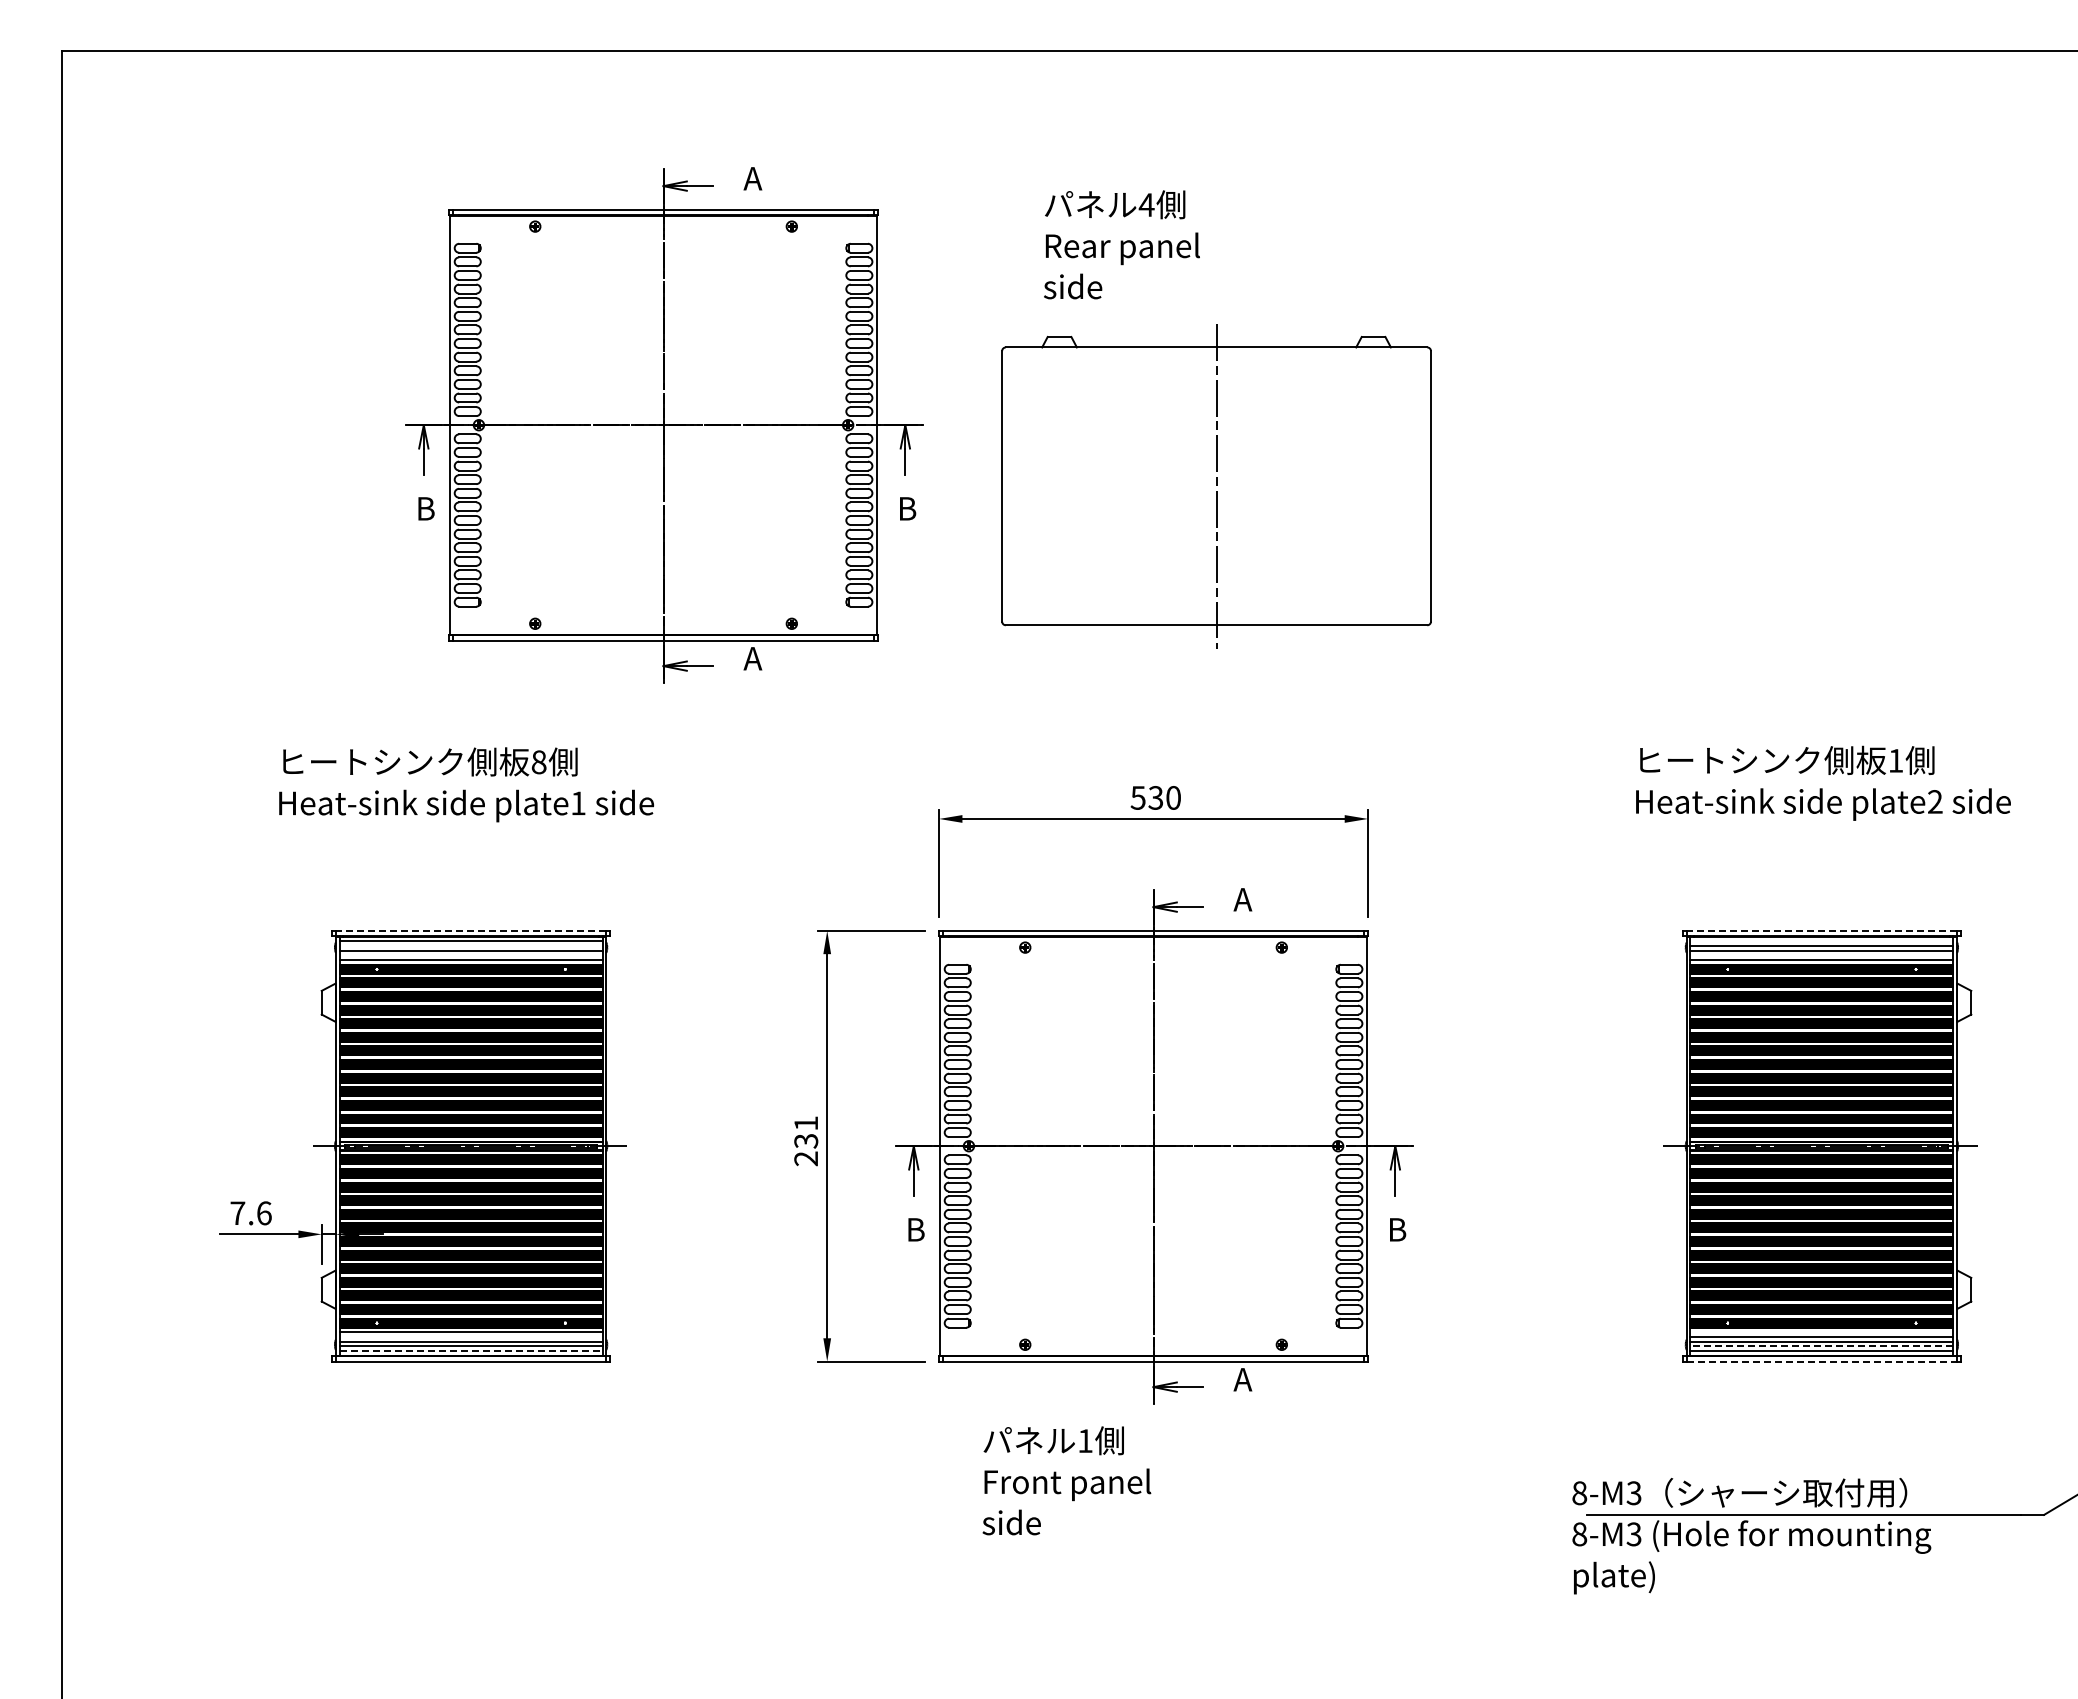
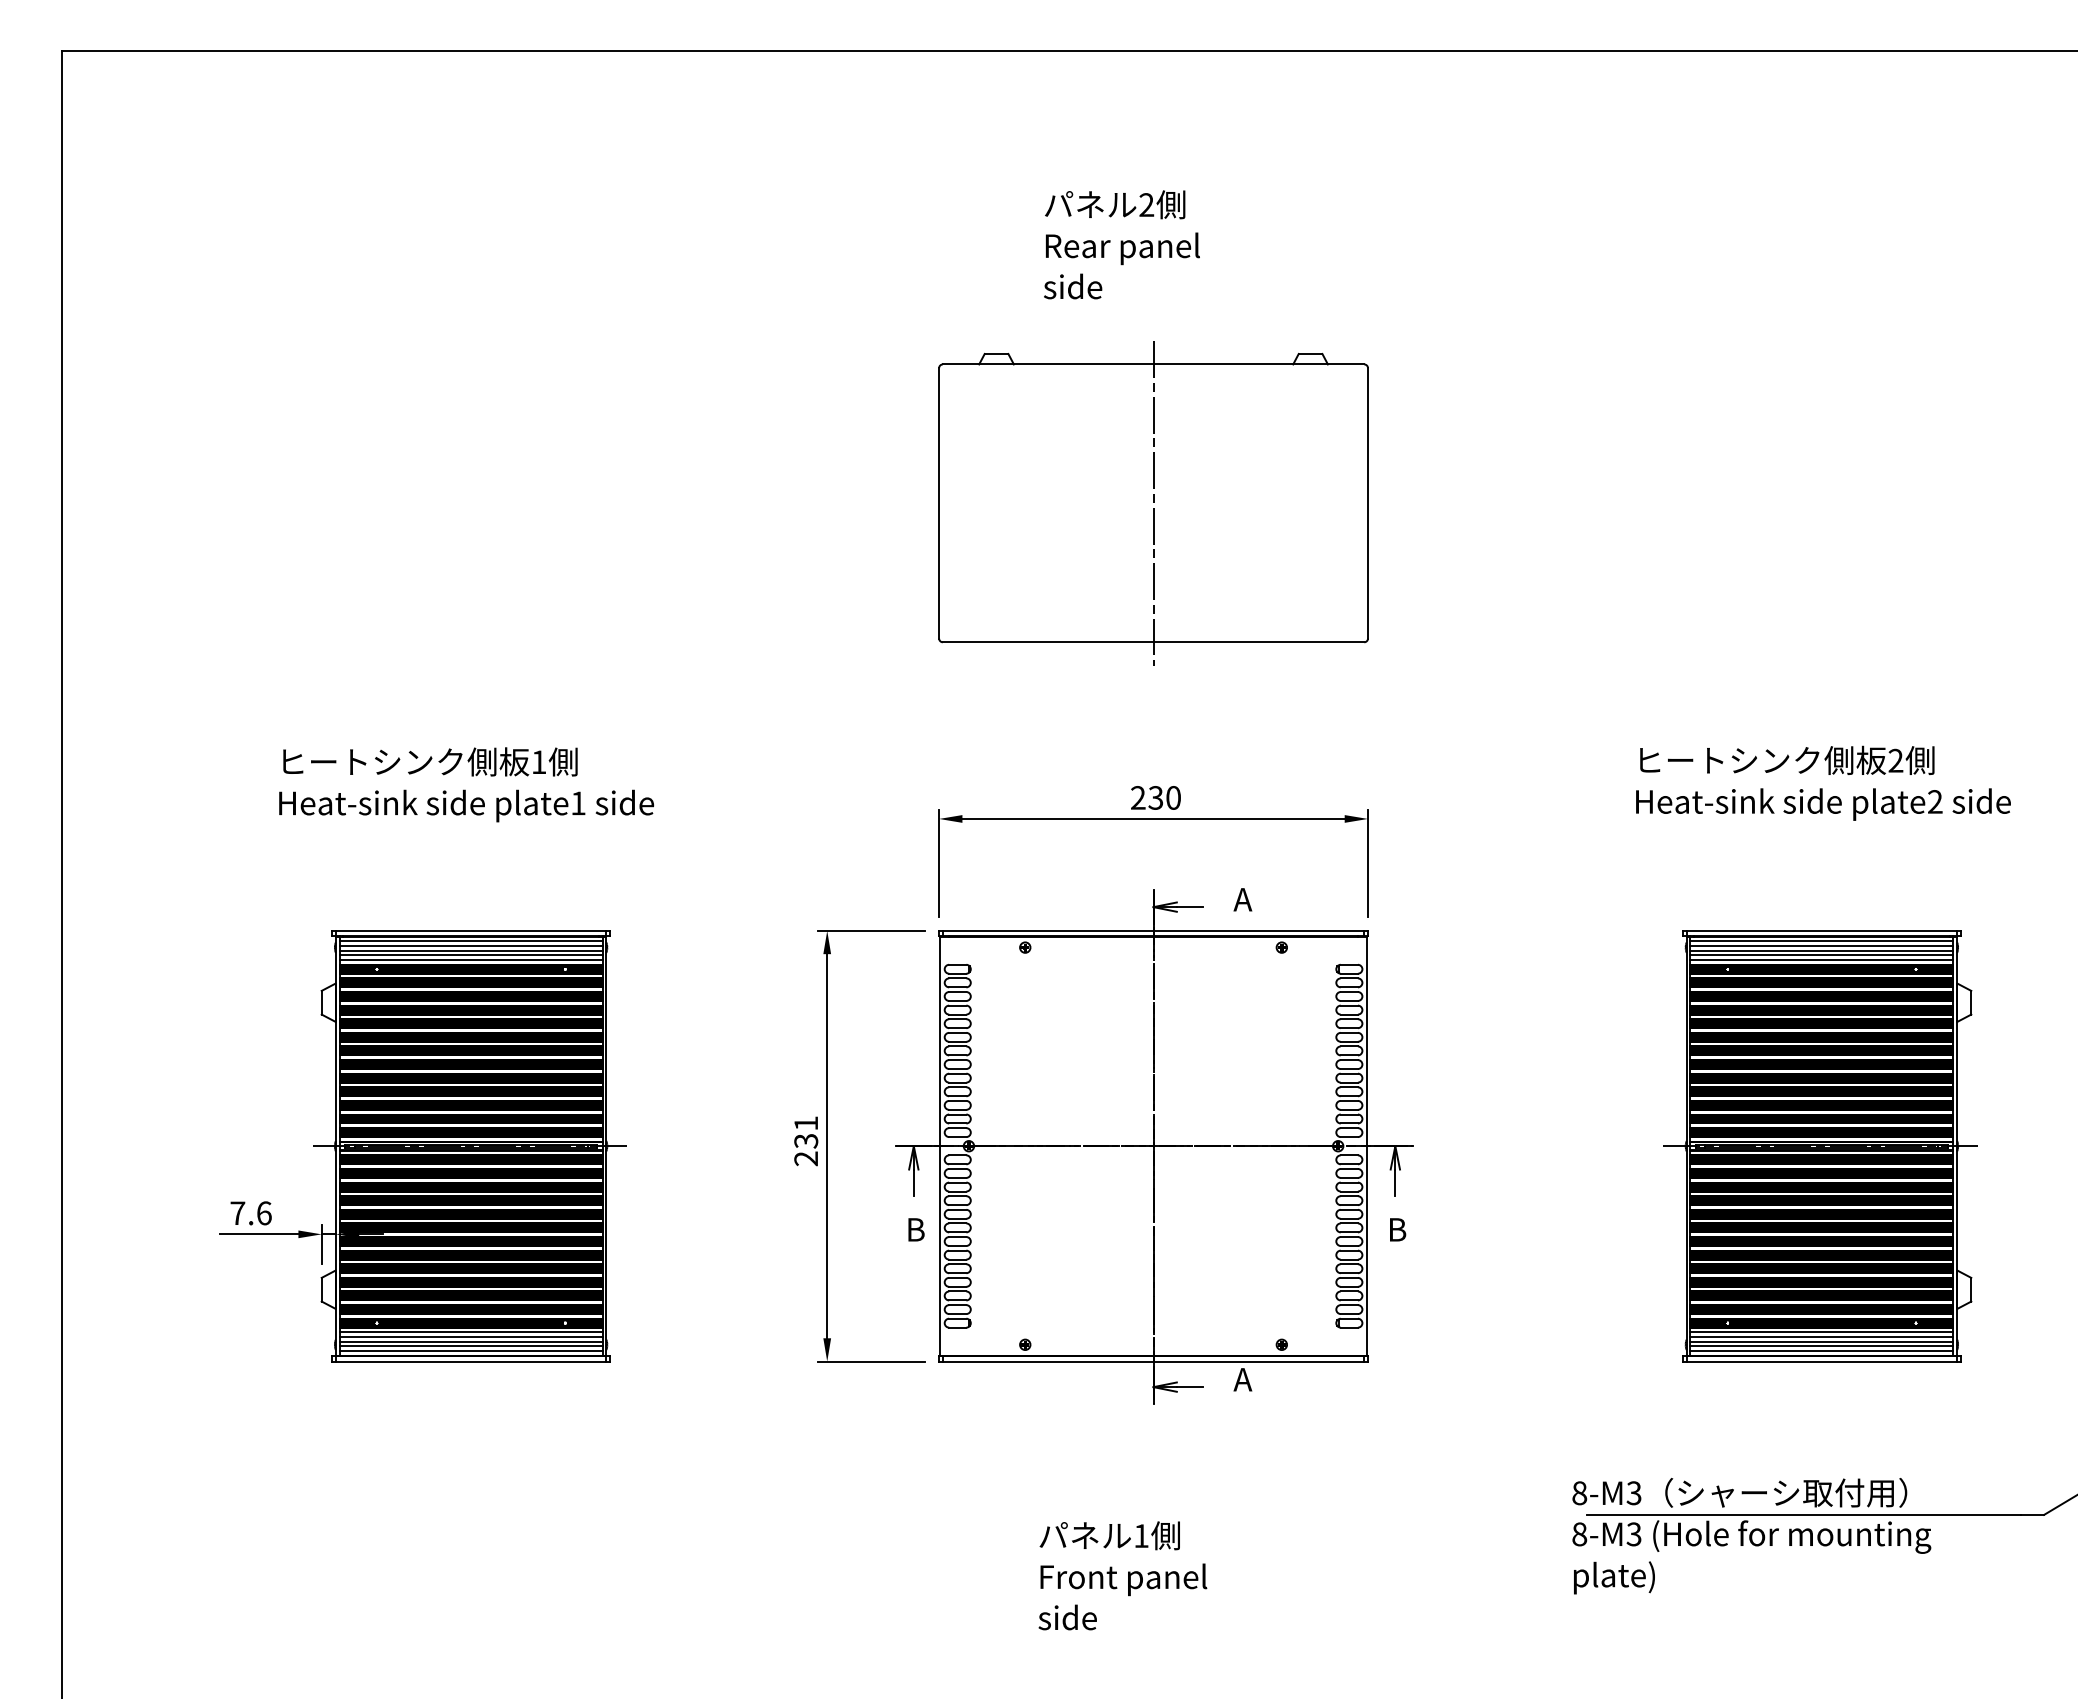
text: 4 -> 2 (1146, 204)
part: present -> none (664, 425)
part position: (1216, 486) -> (1153, 503) (1153, 503)
text: 1 -> 2 (1895, 760)
text: 8 -> 1 (538, 762)
text: 530 -> 230 (1137, 797)
line: dashed -> solid (470, 930)
line: dashed -> solid (1821, 930)
line: none -> present (1821, 941)
line: none -> present (470, 946)
line: none -> present (470, 955)
line: none -> present (1821, 955)
line: none -> present (1821, 1332)
line: none -> present (470, 1336)
line: dashed -> solid (1821, 1346)
line: dashed -> solid (471, 1350)
line: dashed -> solid (1822, 1361)
text position: (1066, 1480) -> (1122, 1575) (1122, 1575)
